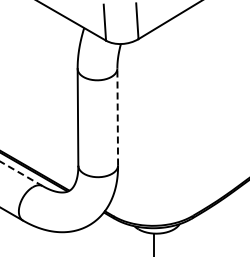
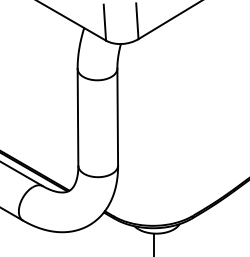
line: dashed -> solid (117, 116)
line: dashed -> solid (21, 173)
